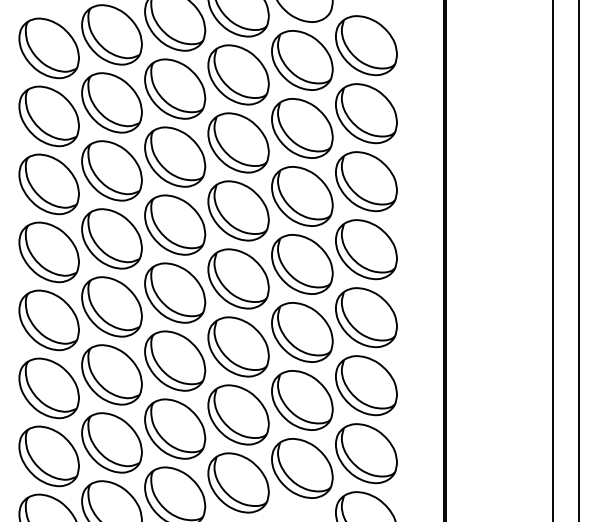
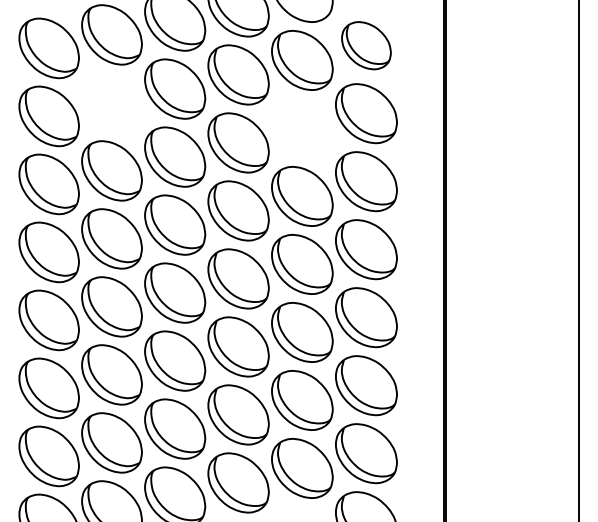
part size: 63x62 px -> 51x50 px (366, 45)
part: present -> none (111, 102)
part: present -> none (302, 128)
line: present -> none (553, 260)
